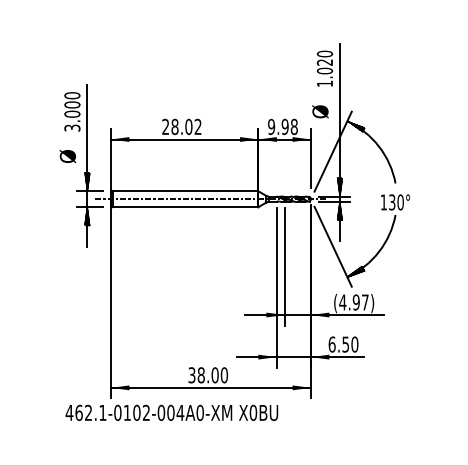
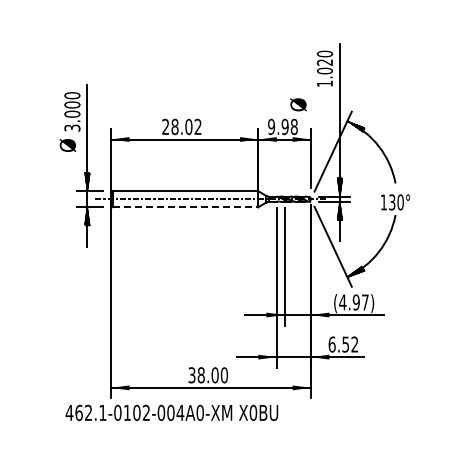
text position: (320, 111) -> (298, 104) (298, 104)
text position: (67, 156) -> (67, 145) (67, 145)
line: solid -> dashed (185, 207)
text: 6.50 -> 6.52 (354, 344)
